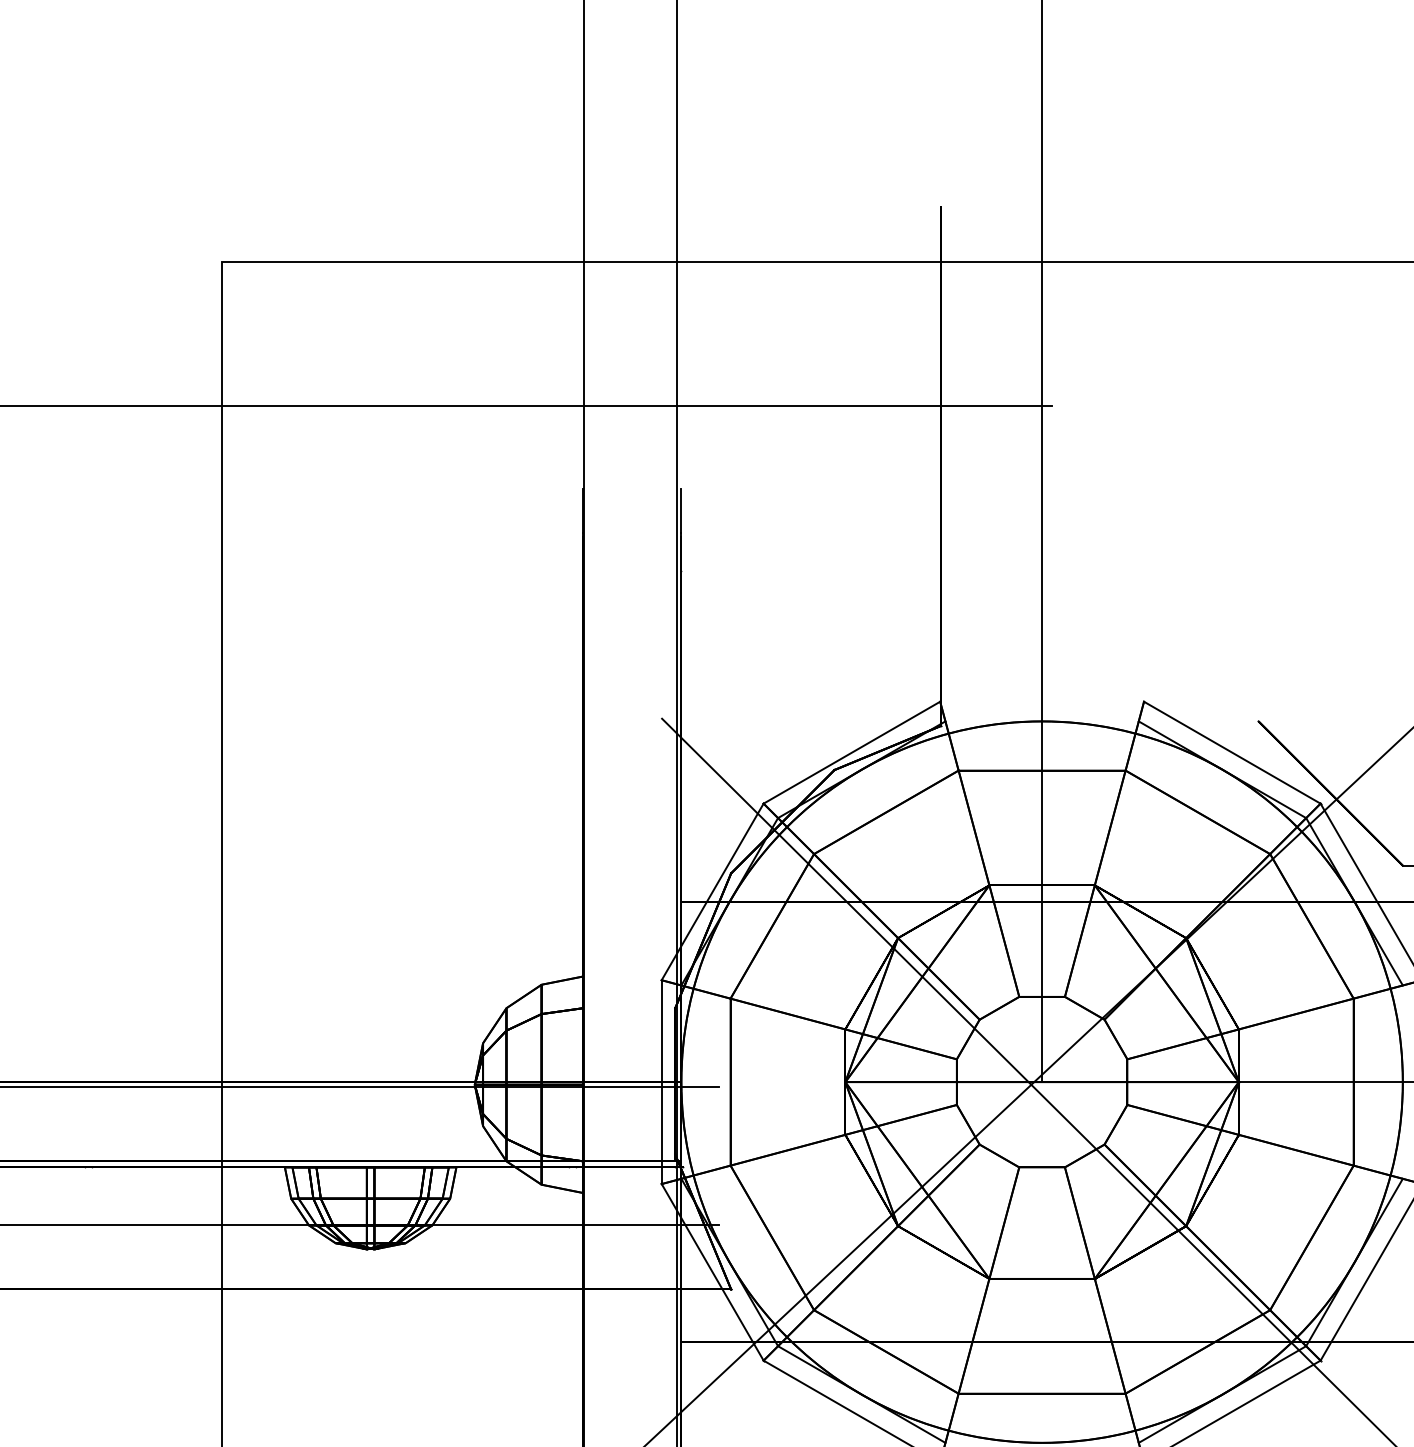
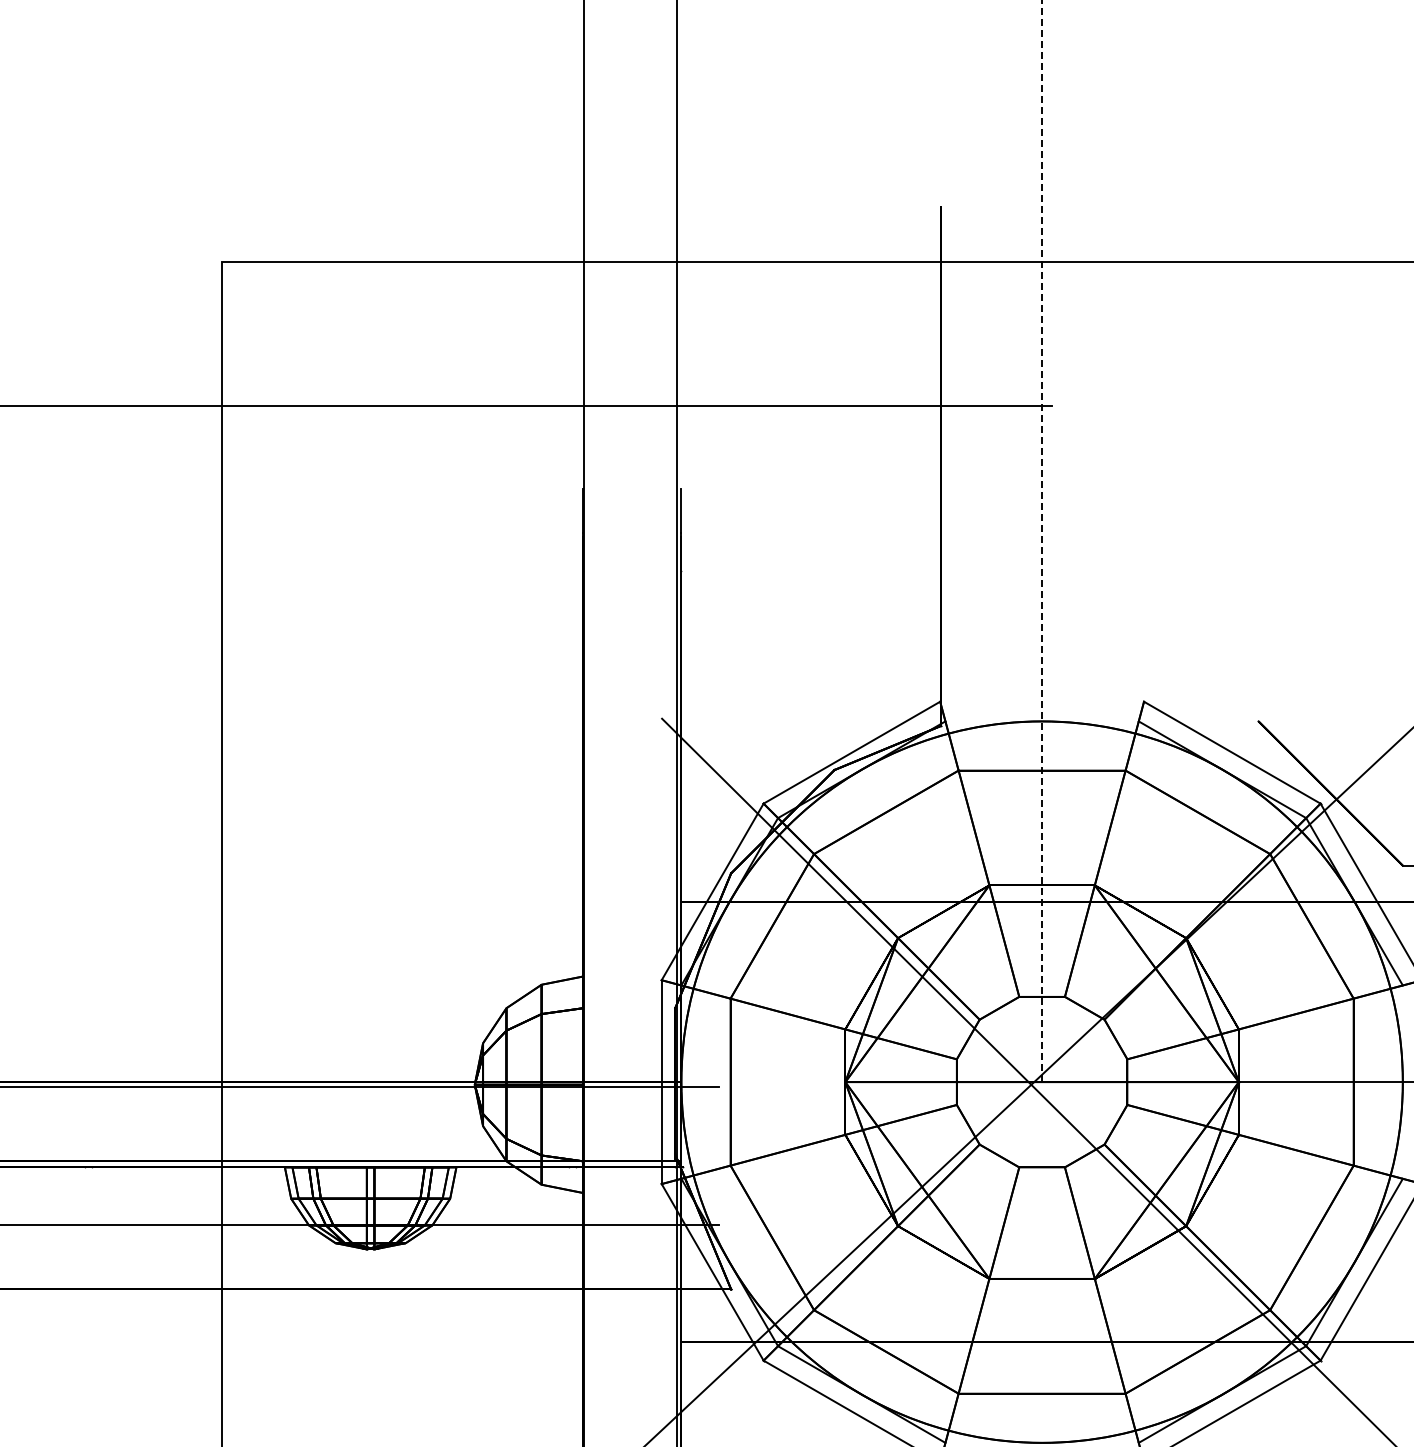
line: solid -> dashed (1042, 540)
